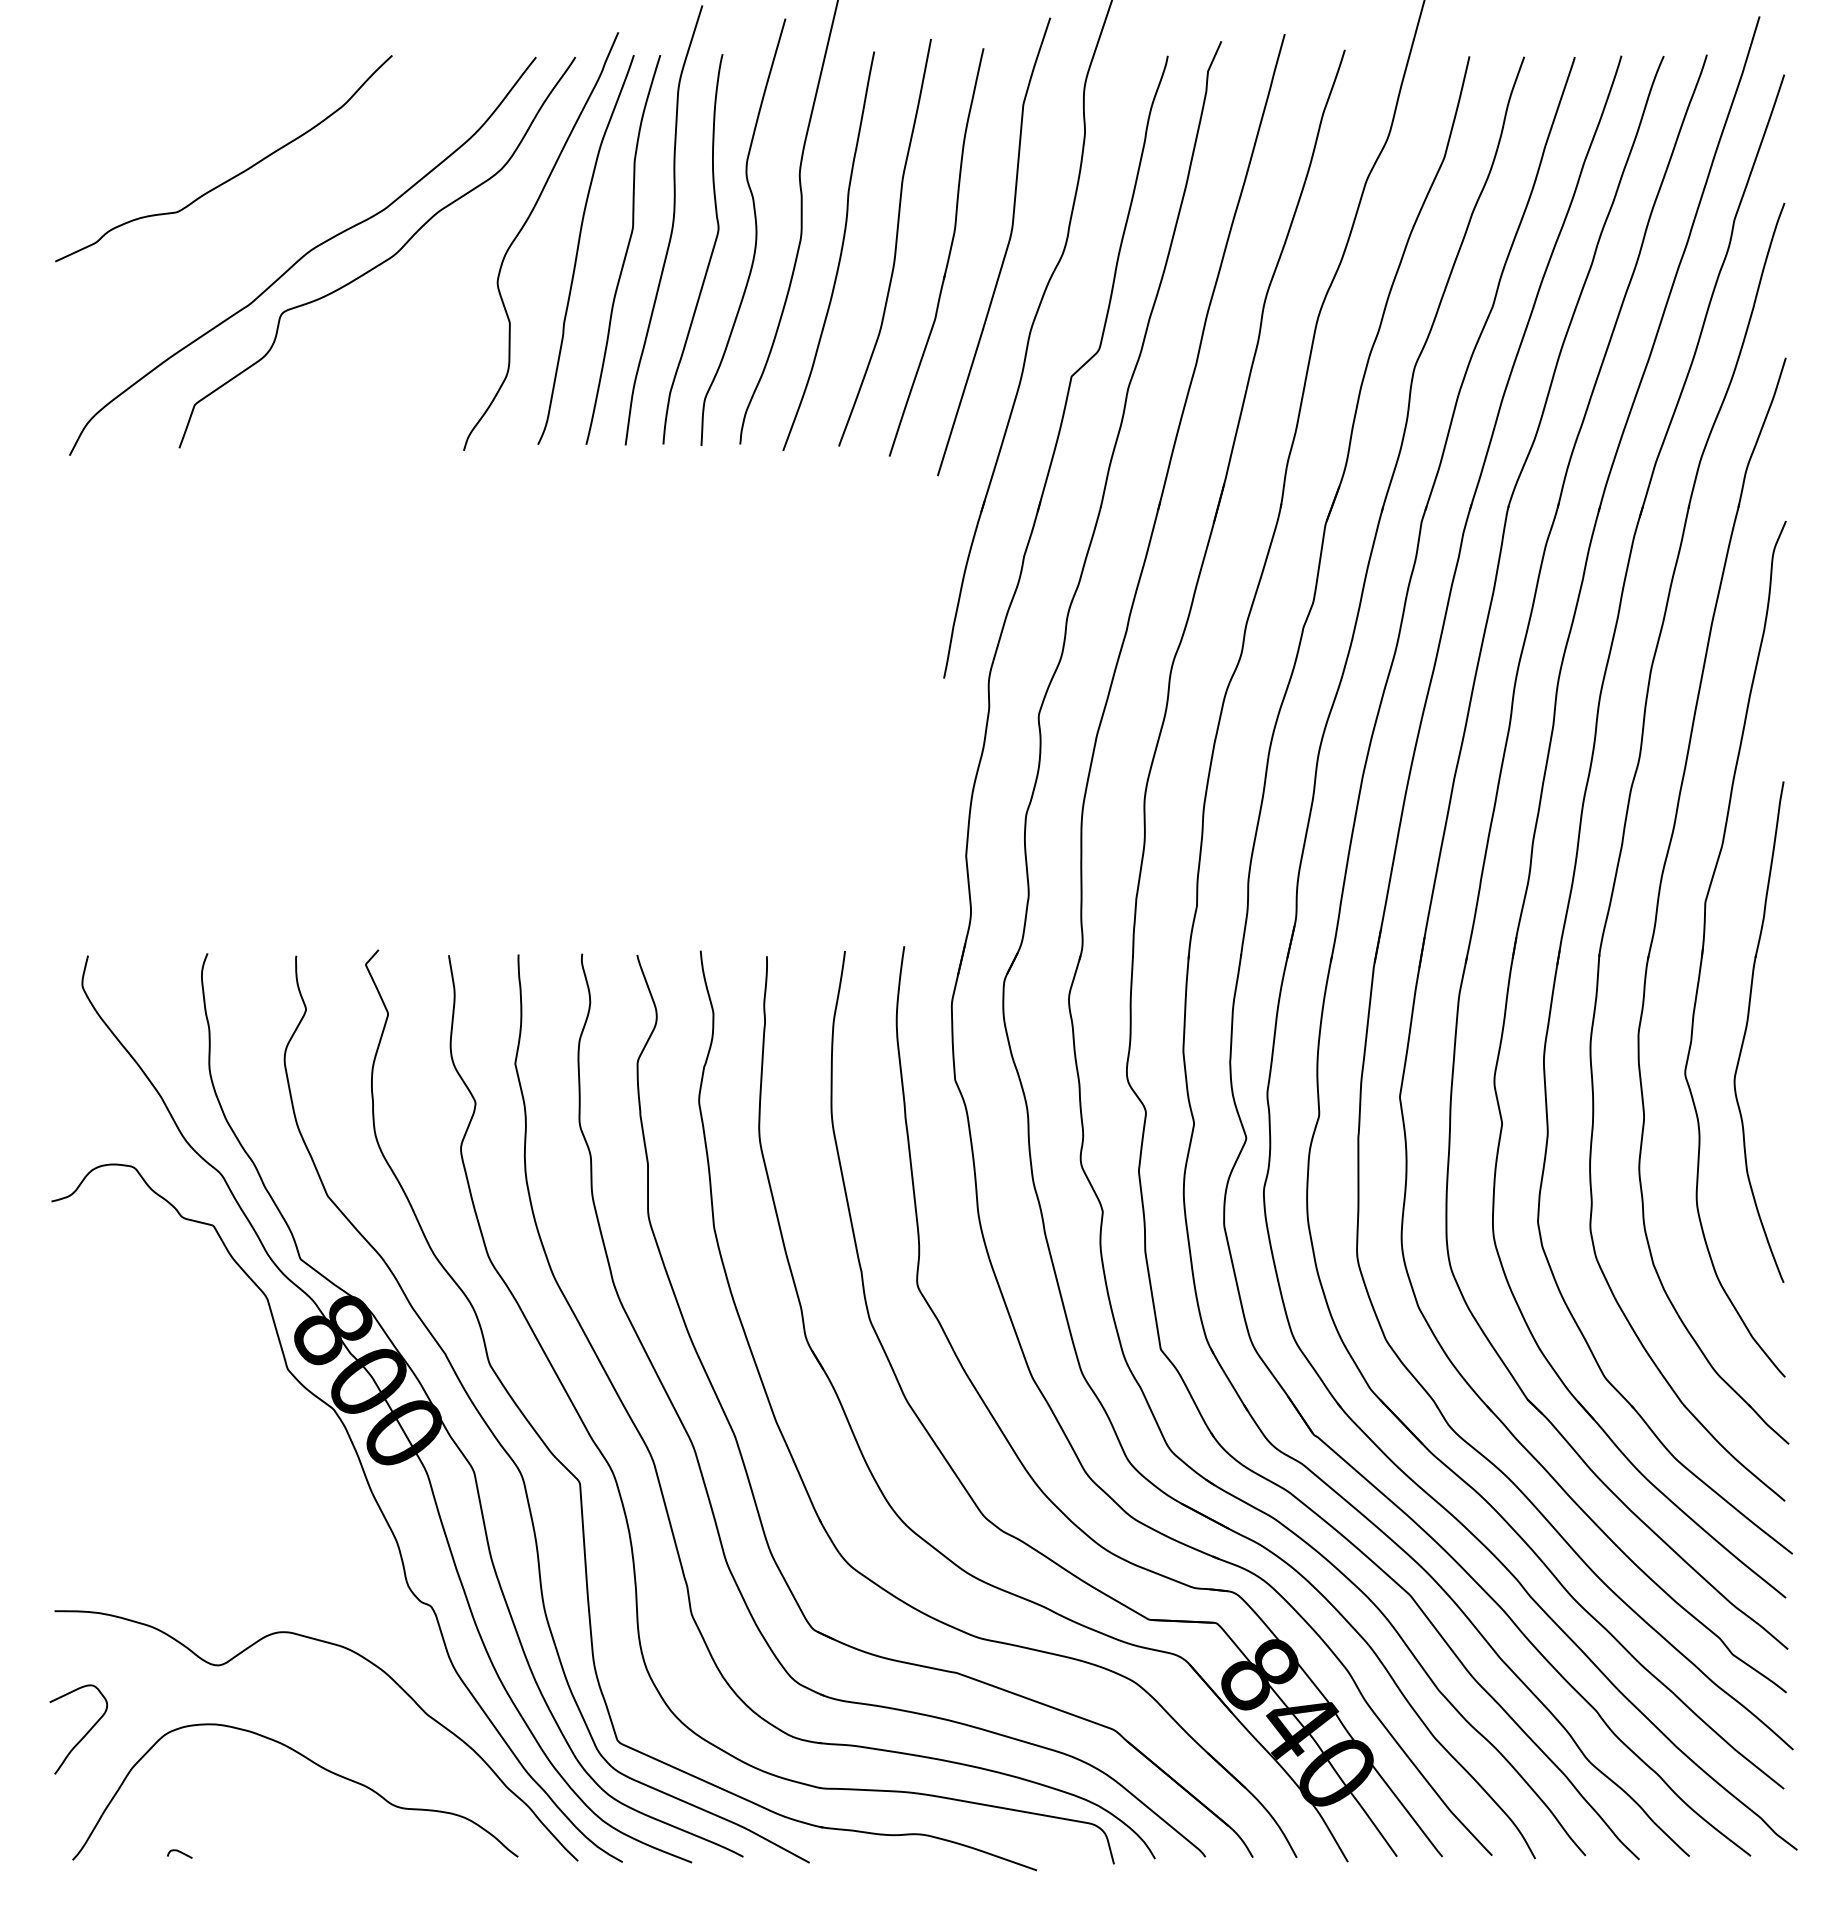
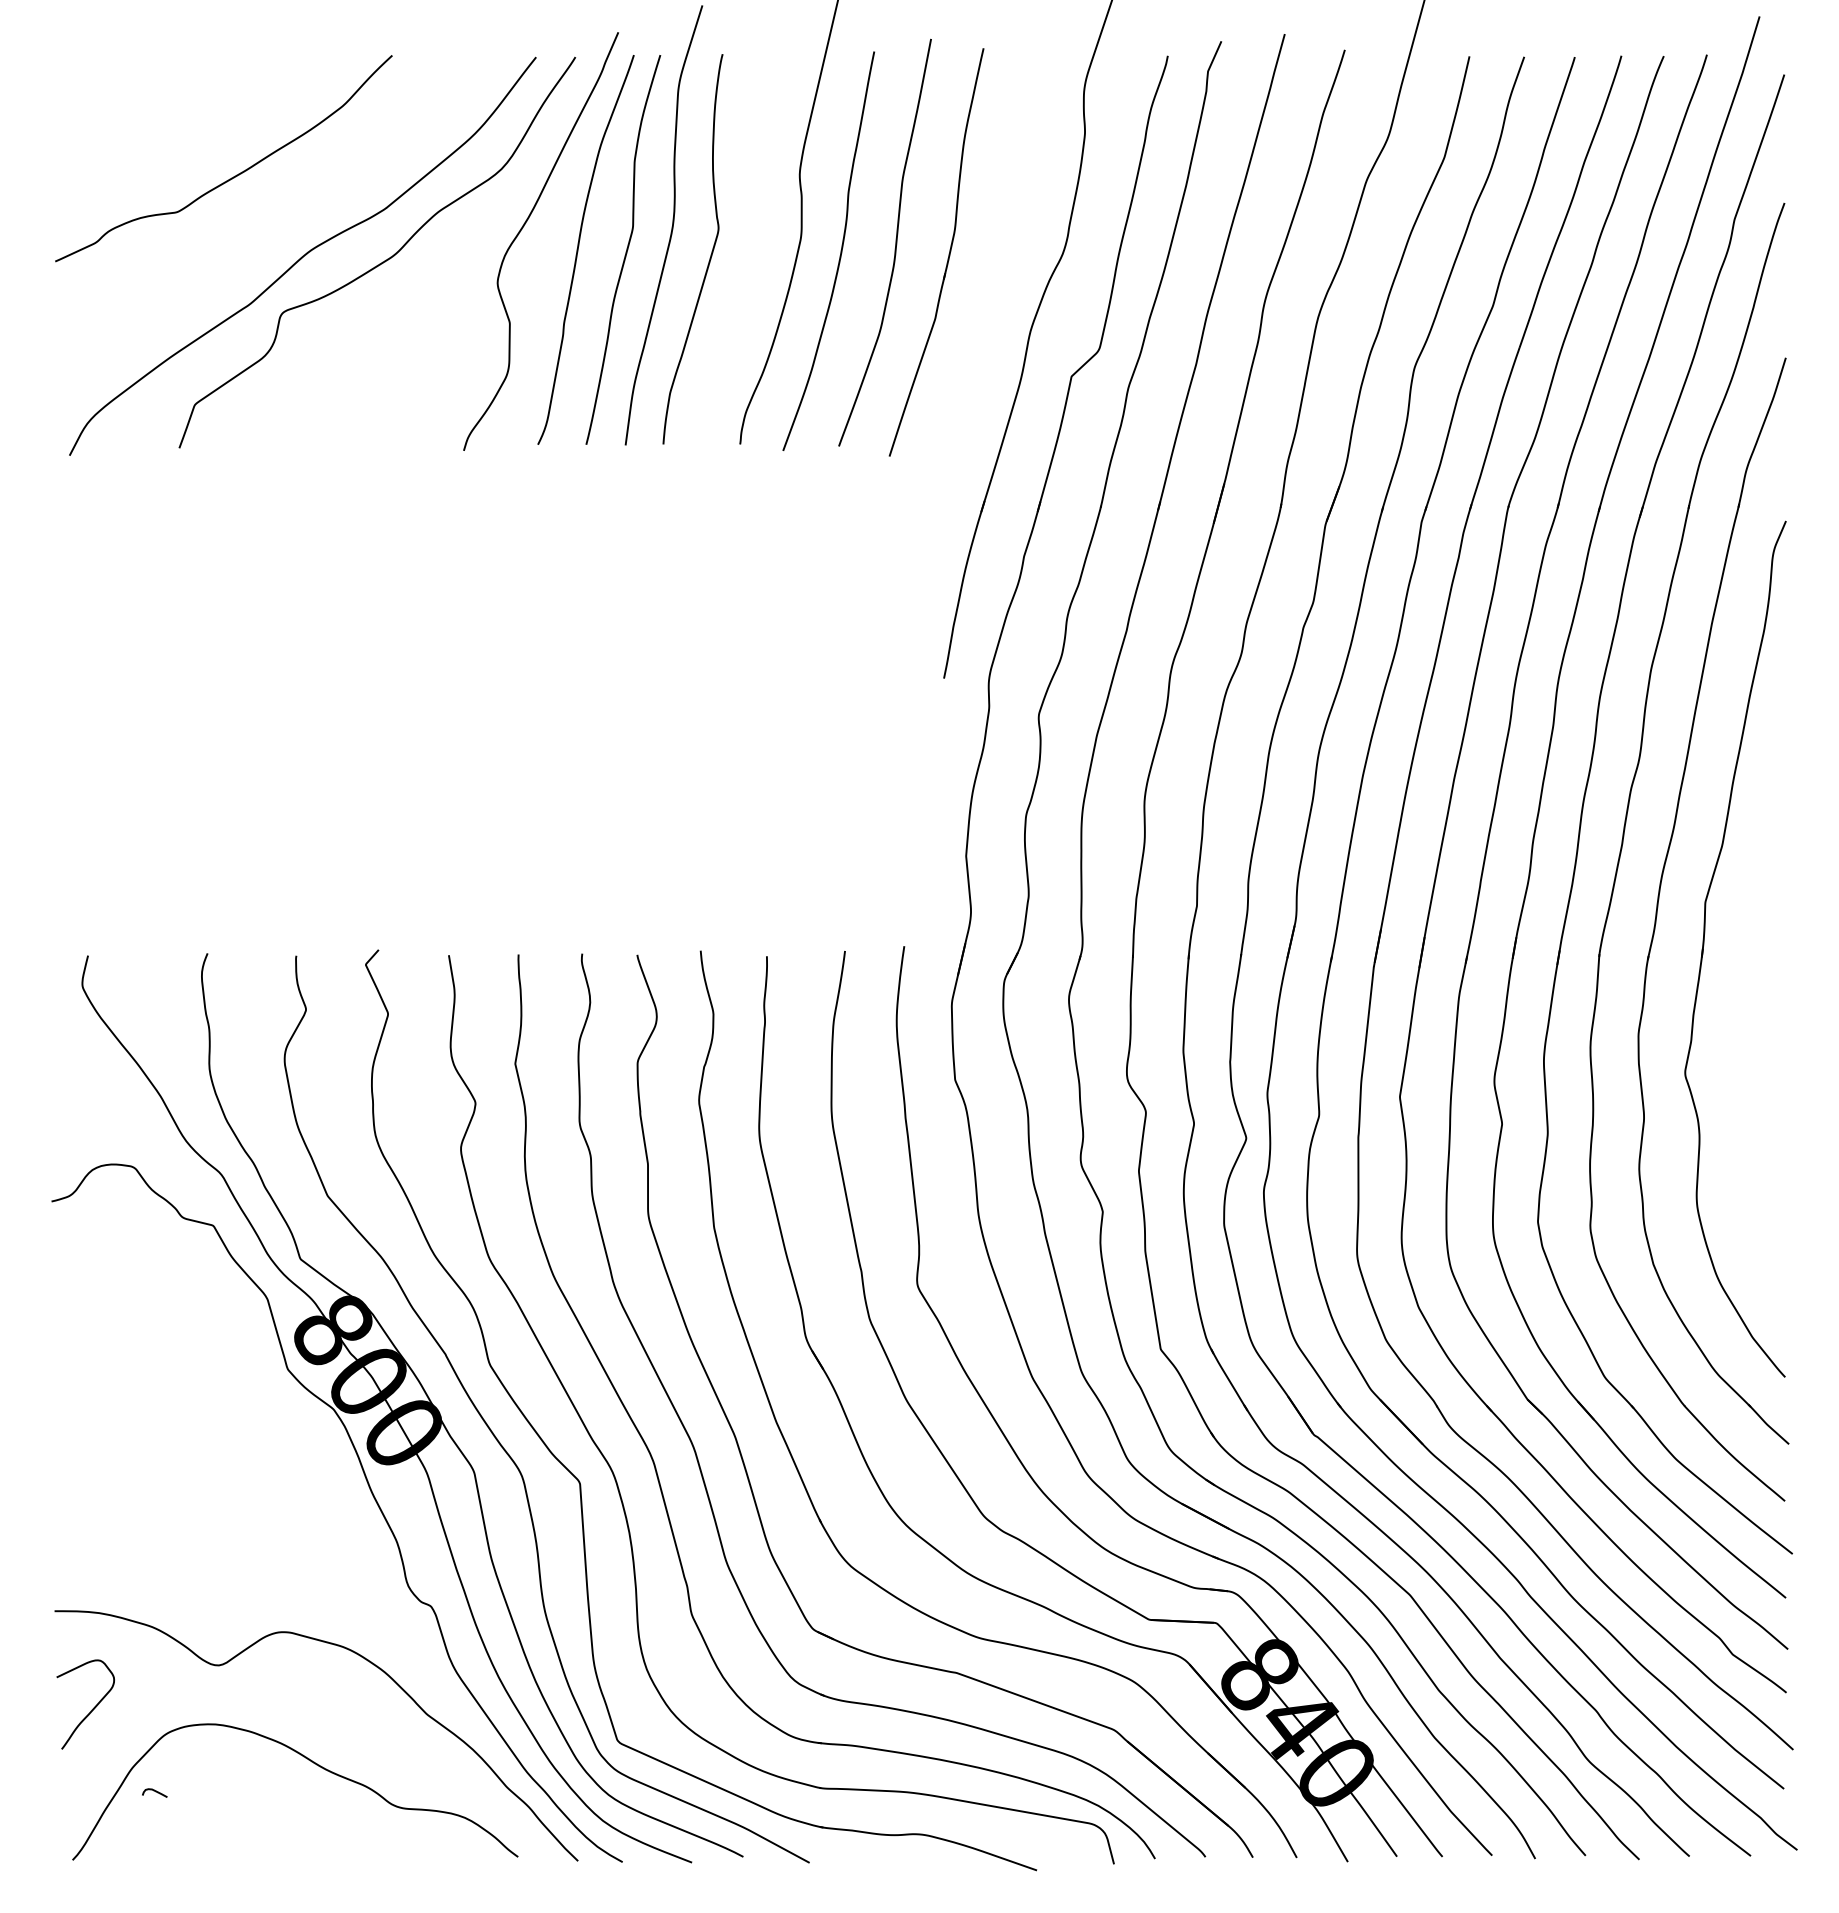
curve: present -> none (755, 231)
curve: present -> none (1005, 250)
part: present -> none (1747, 1027)
curve position: (84, 1734) -> (91, 1709) (91, 1709)
curve position: (179, 1852) -> (154, 1791) (154, 1791)
